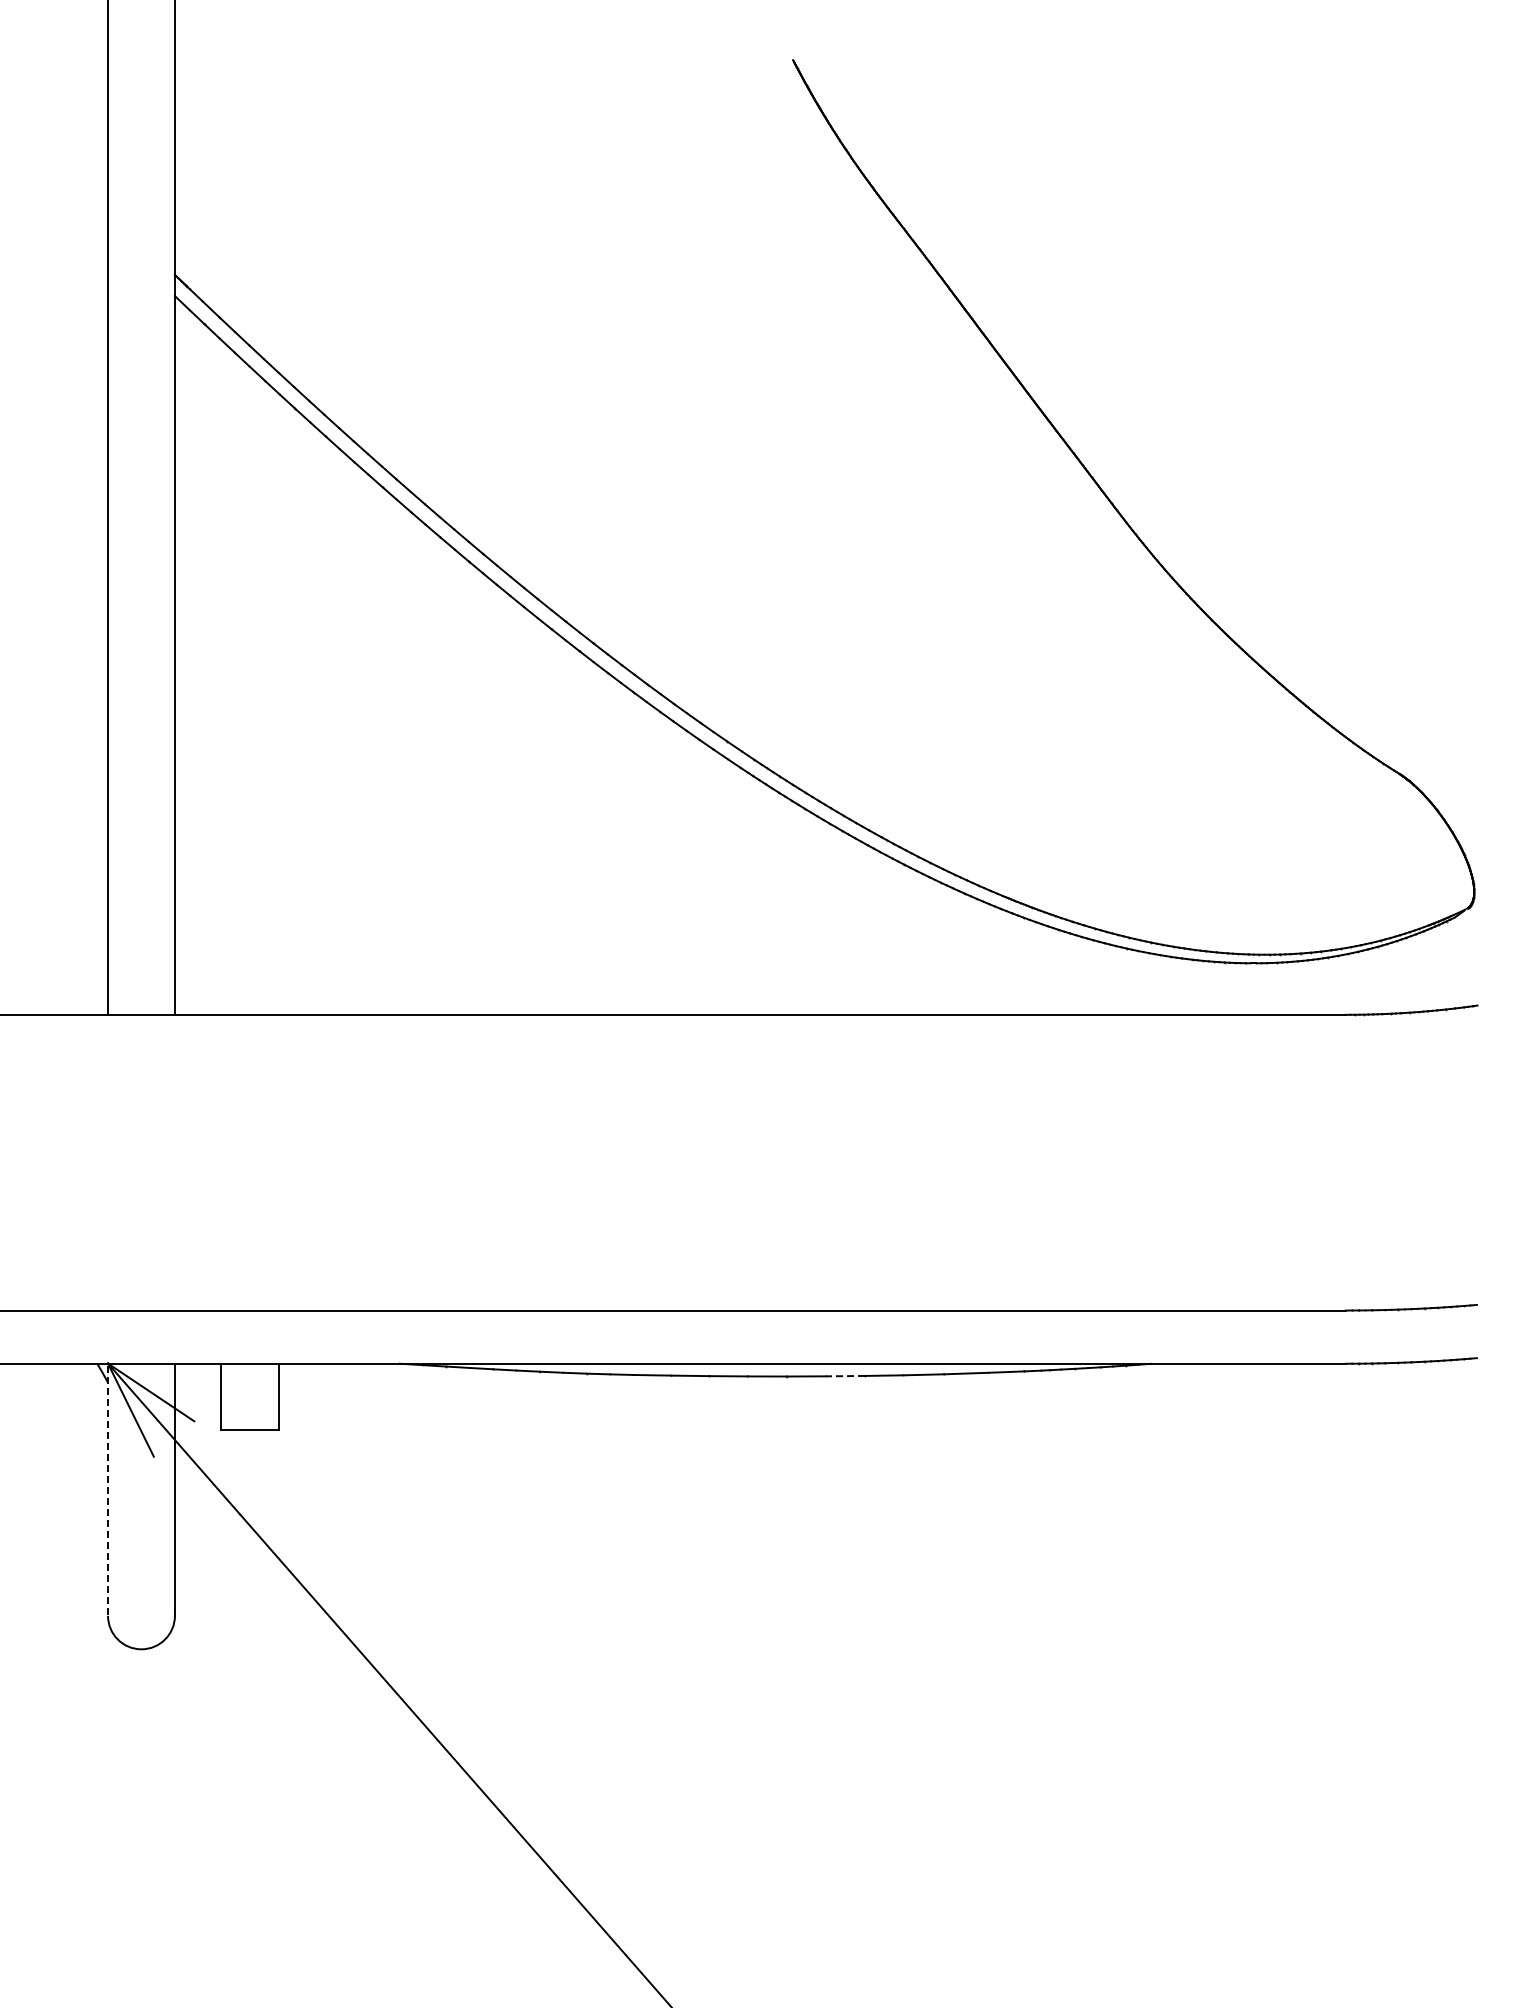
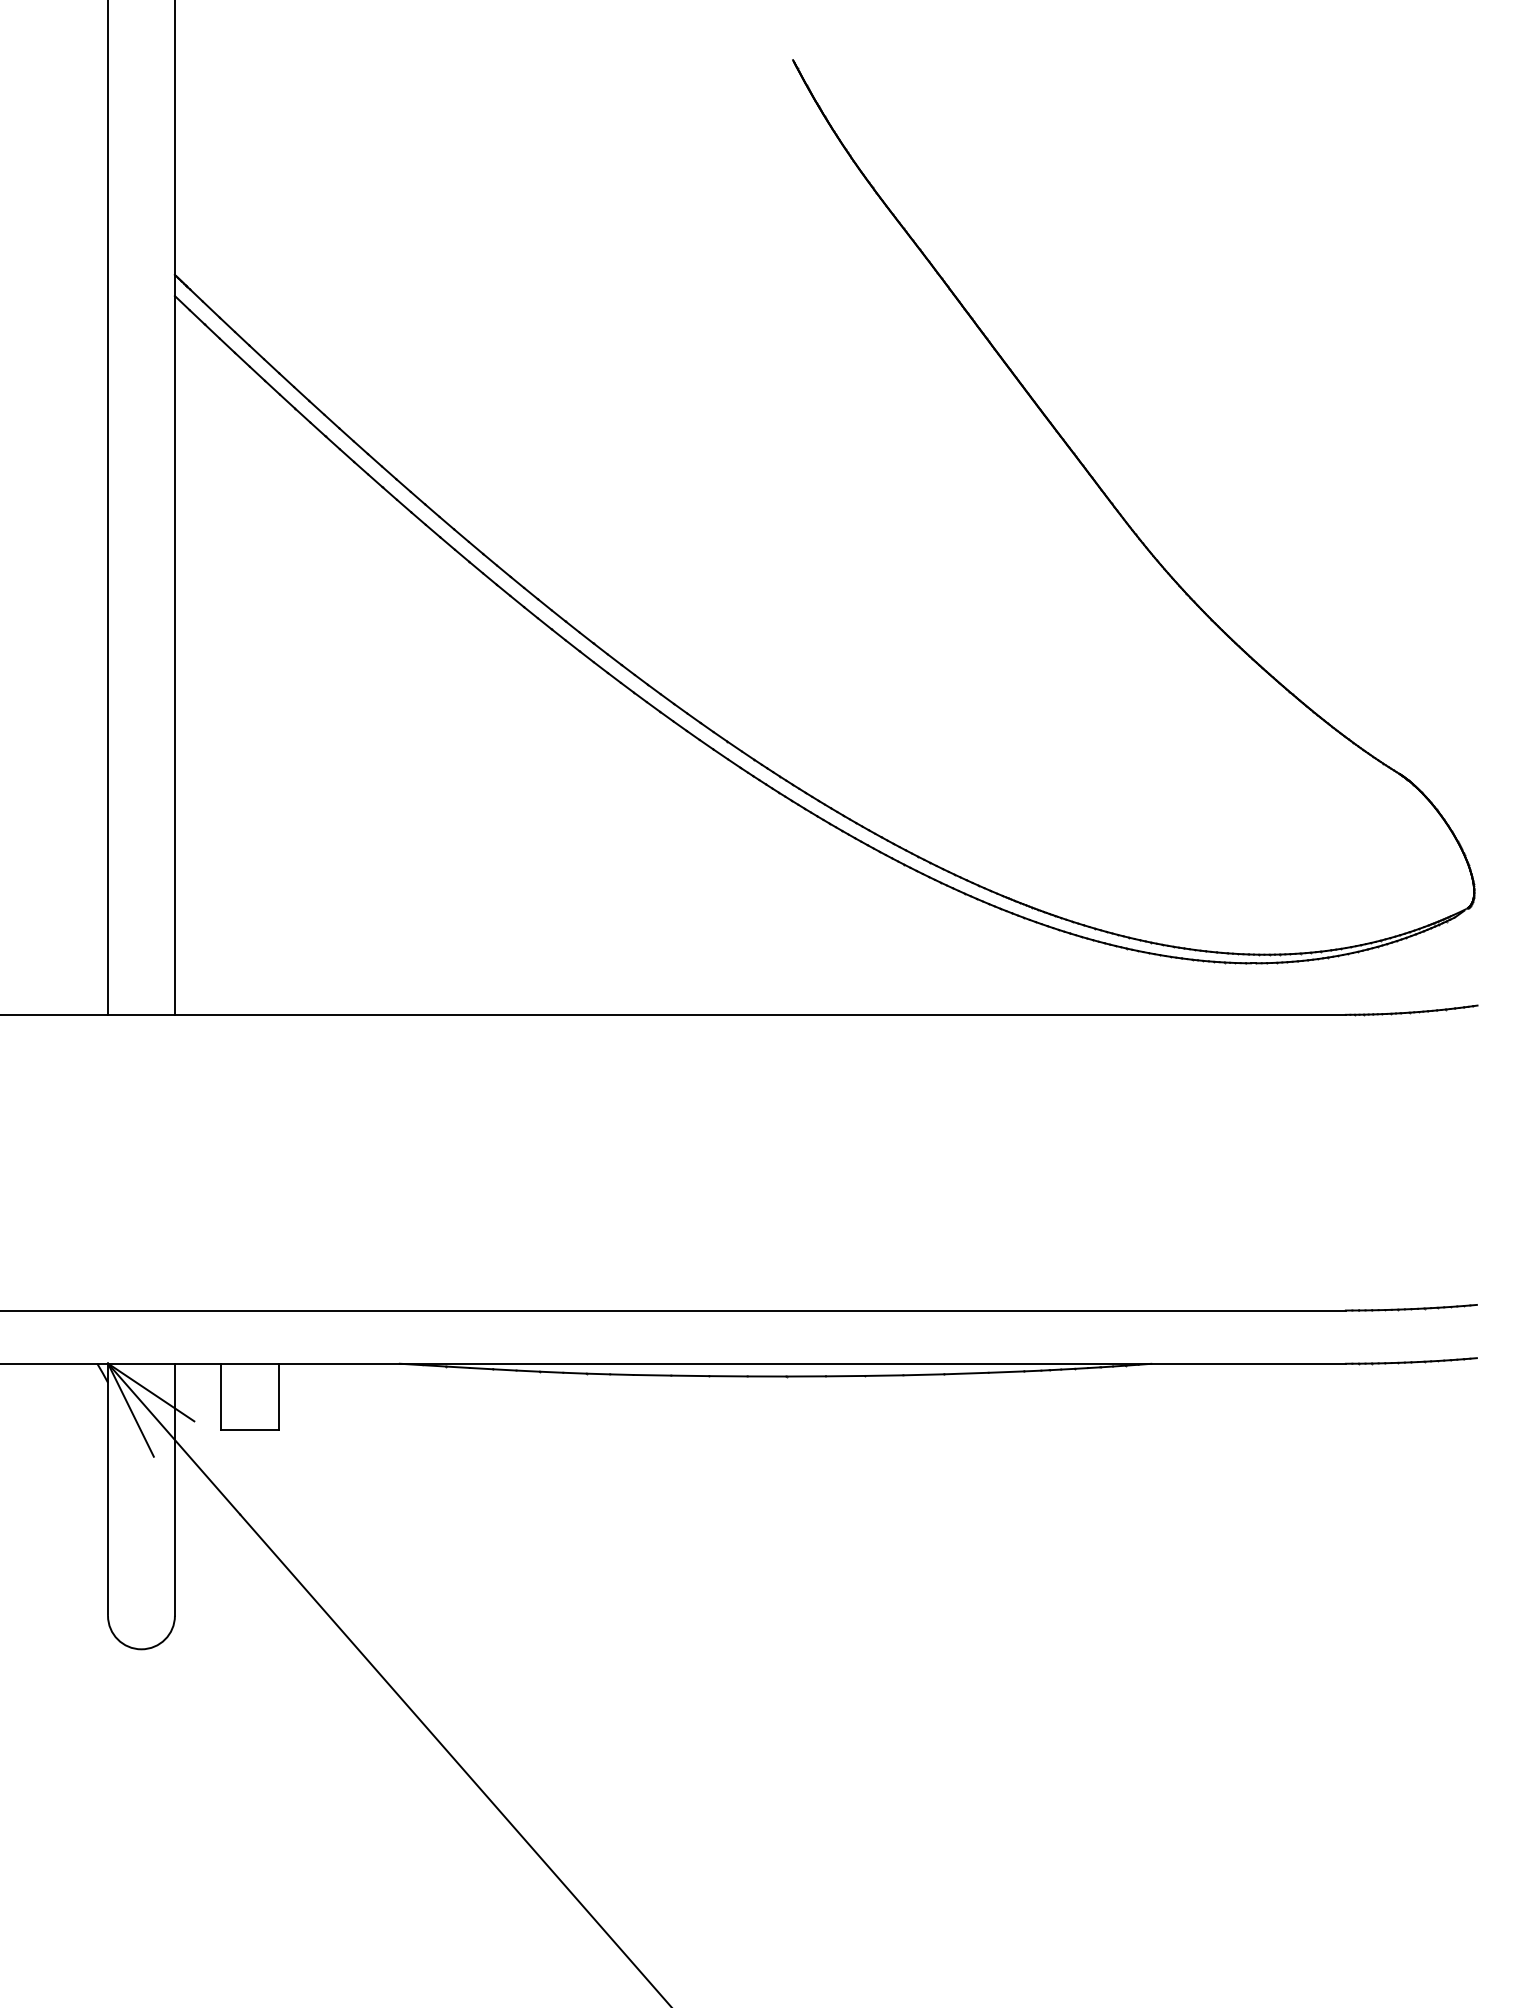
line: dashed -> solid (845, 1376)
line: dashed -> solid (108, 1489)
